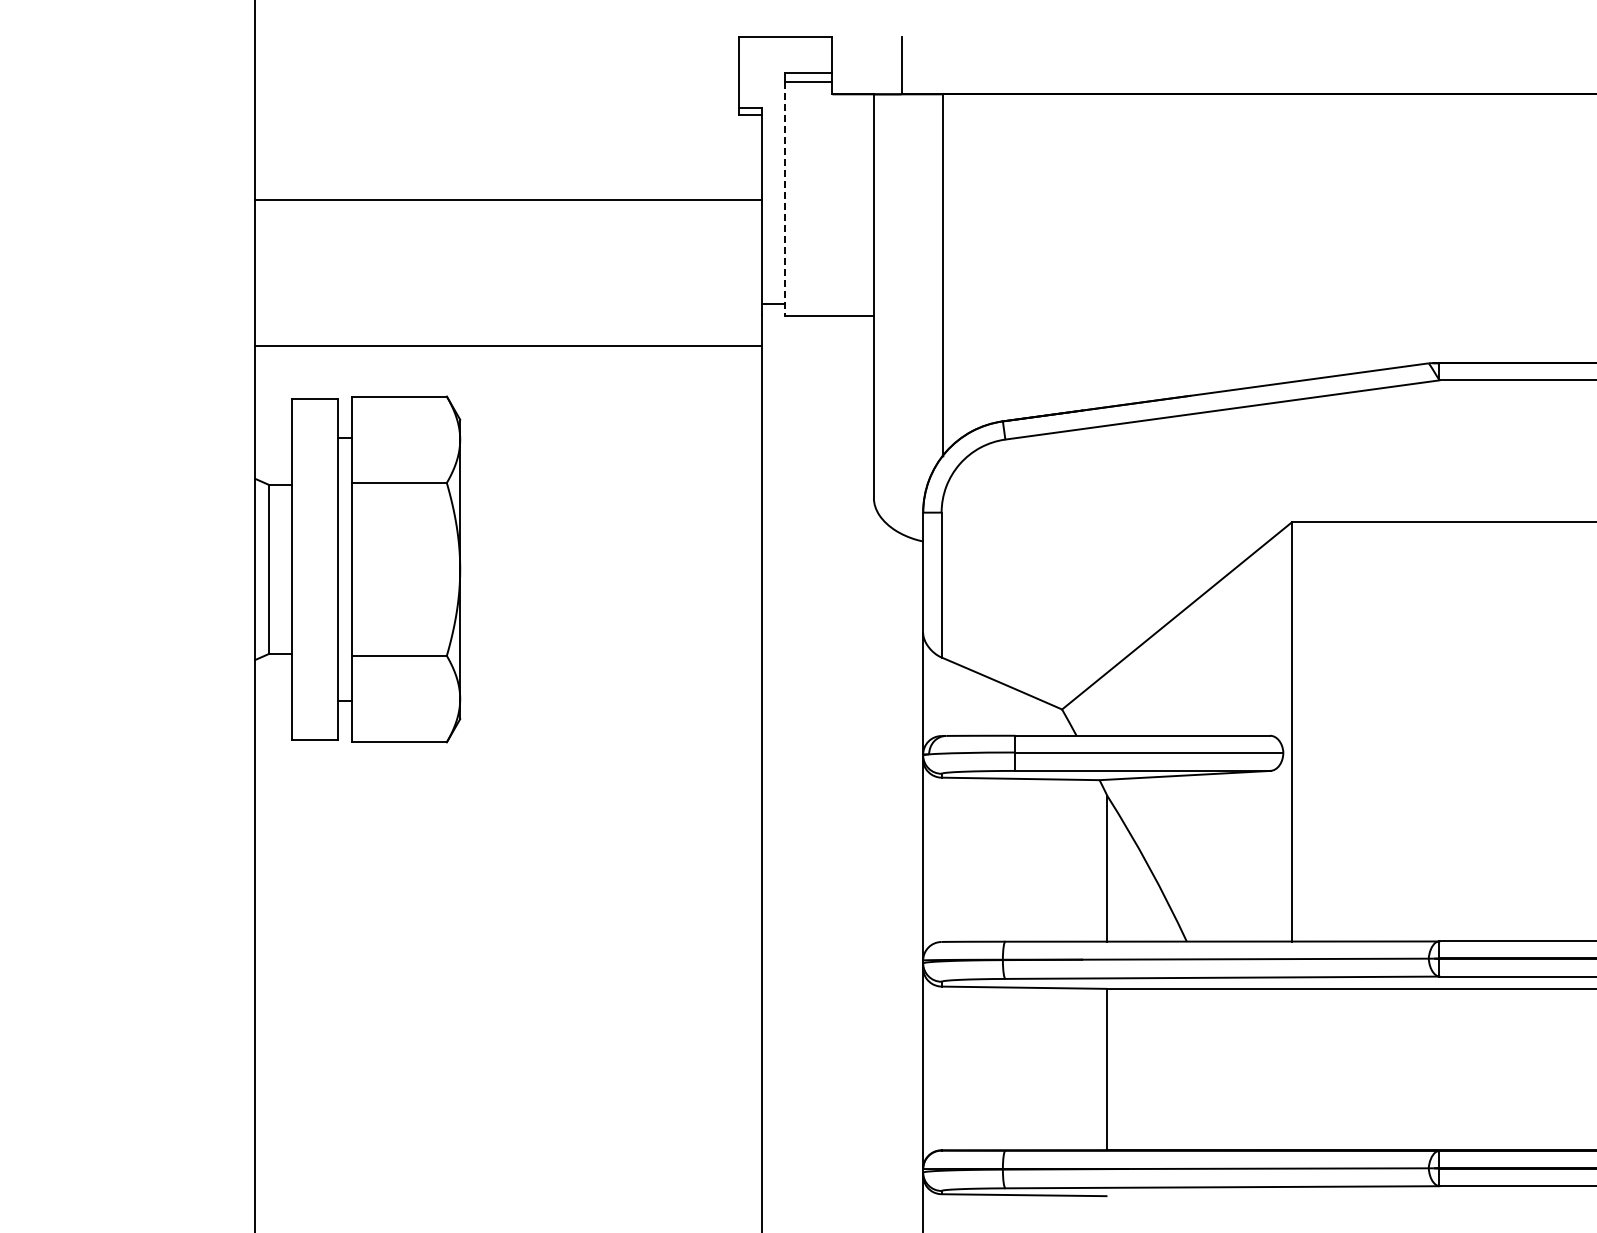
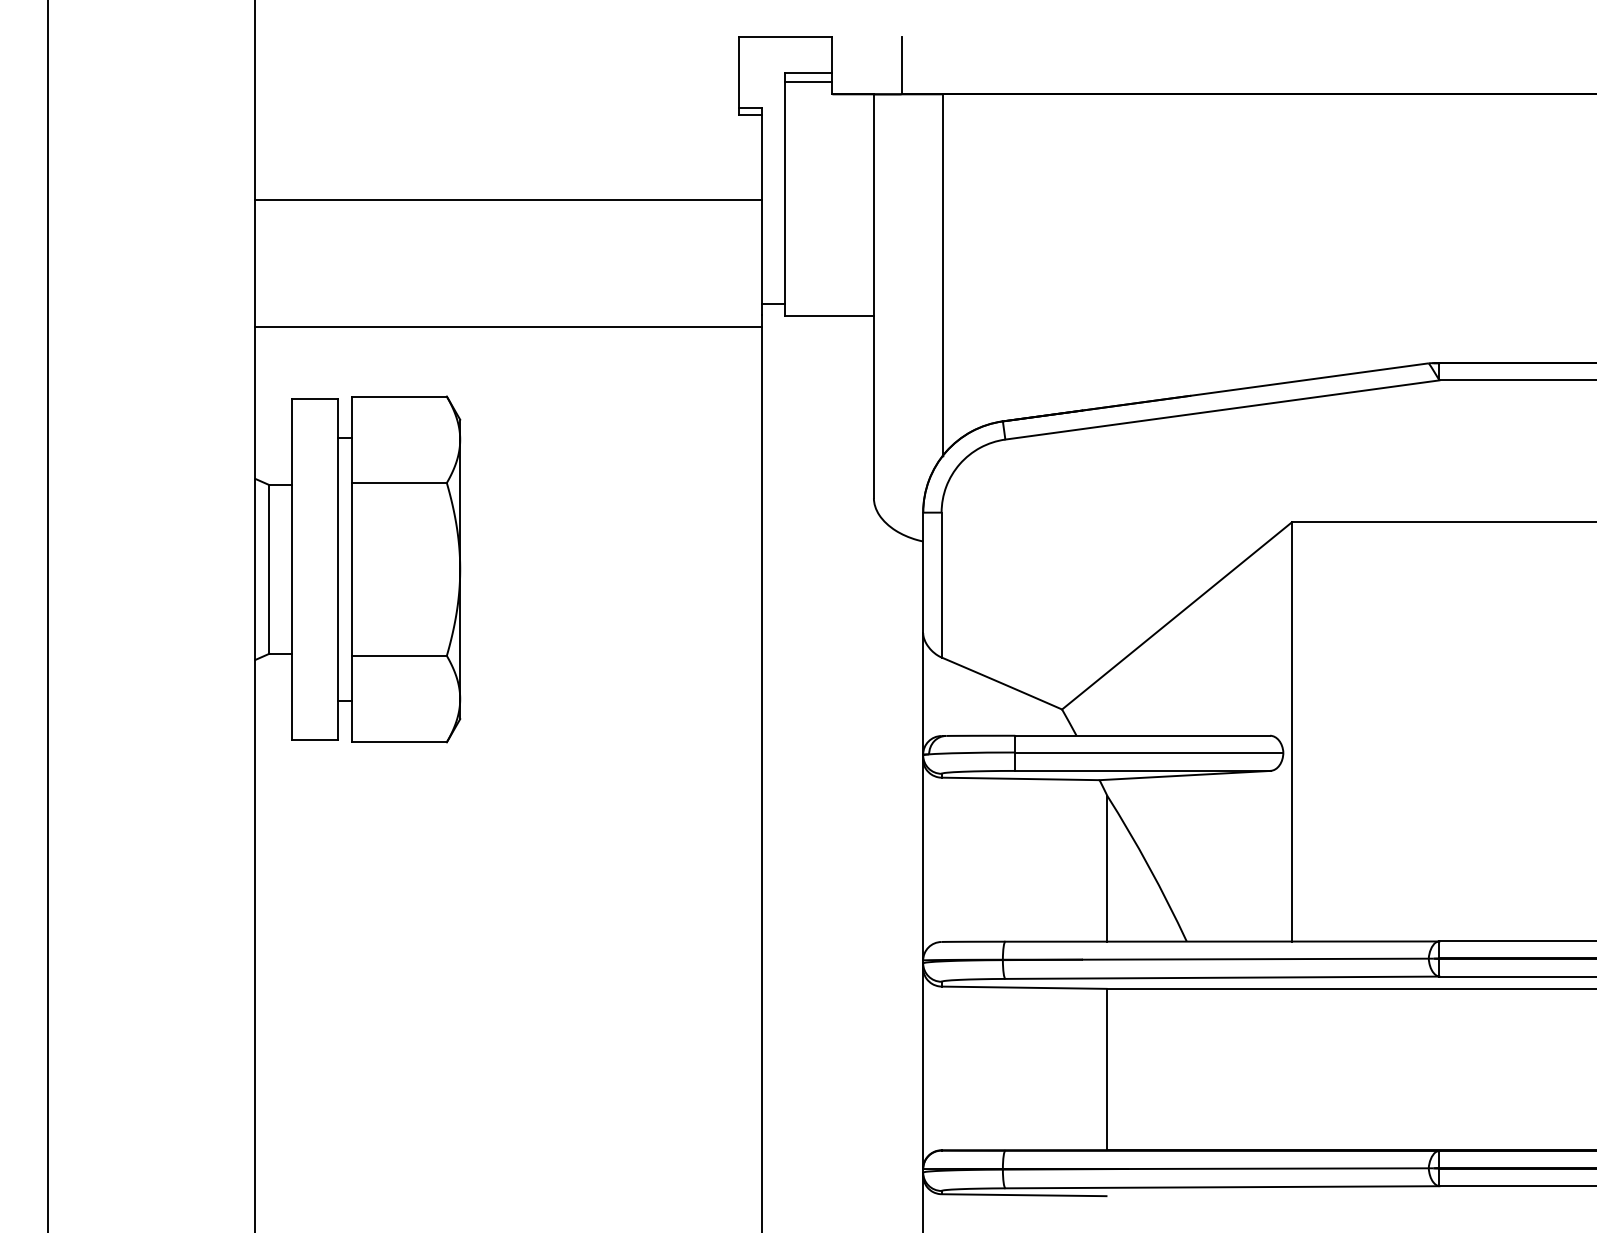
line: dashed -> solid (784, 199)
line position: (508, 345) -> (508, 326) (508, 326)
line: none -> present (47, 615)
